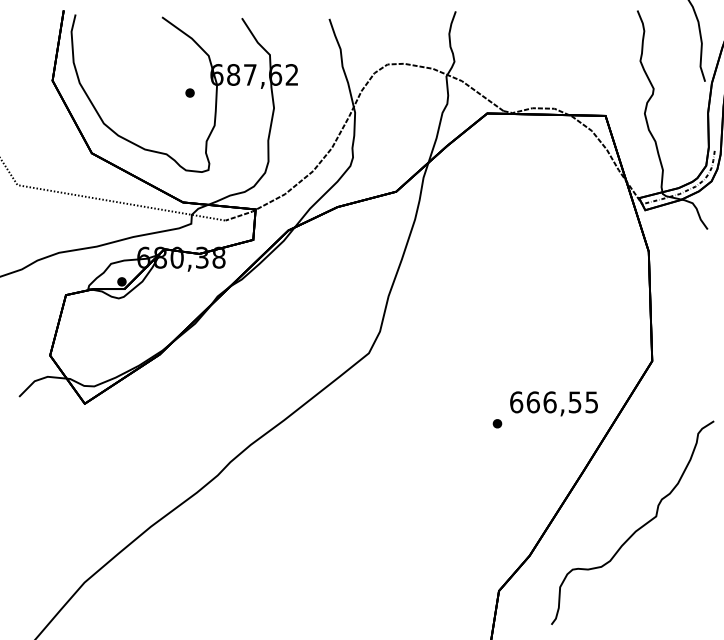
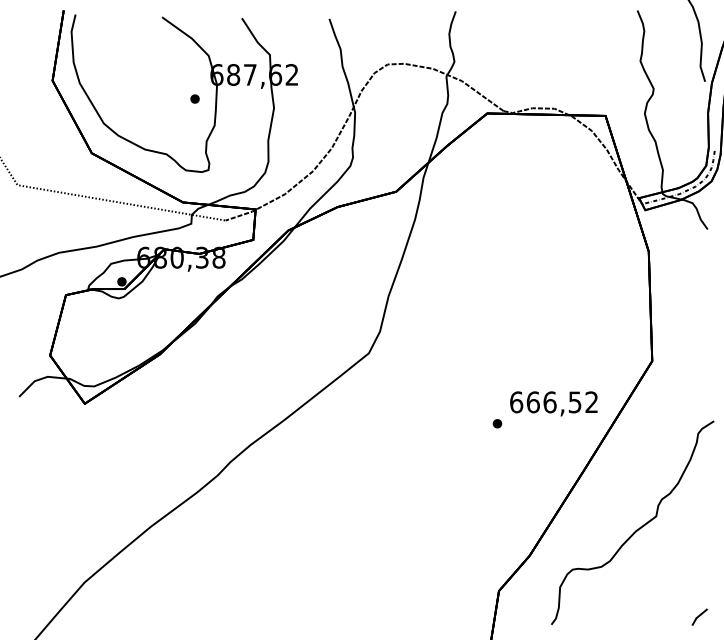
part position: (189, 92) -> (194, 98) (194, 98)
text: 666,55 -> 666,52 (591, 402)
line: none -> present (699, 616)
